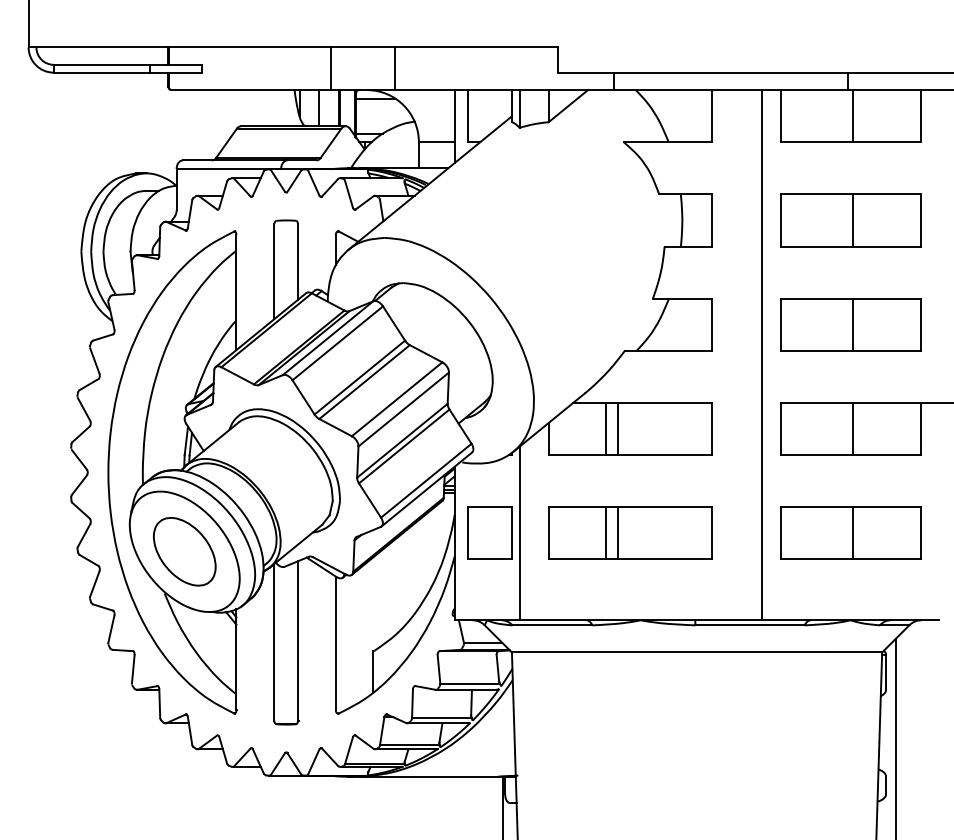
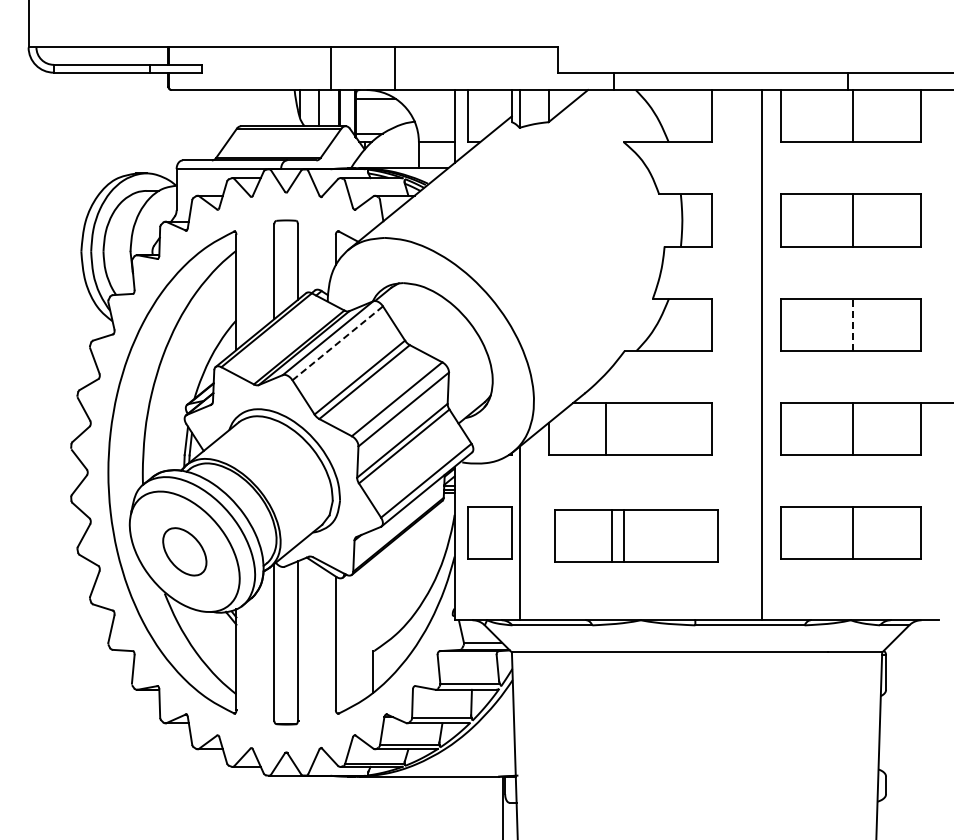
line: solid -> dashed (852, 324)
line: solid -> dashed (337, 343)
line: present -> none (618, 428)
part position: (630, 532) -> (636, 535) (636, 535)
part size: 64x70 px -> 46x50 px (184, 551)
line: present -> none (895, 737)
